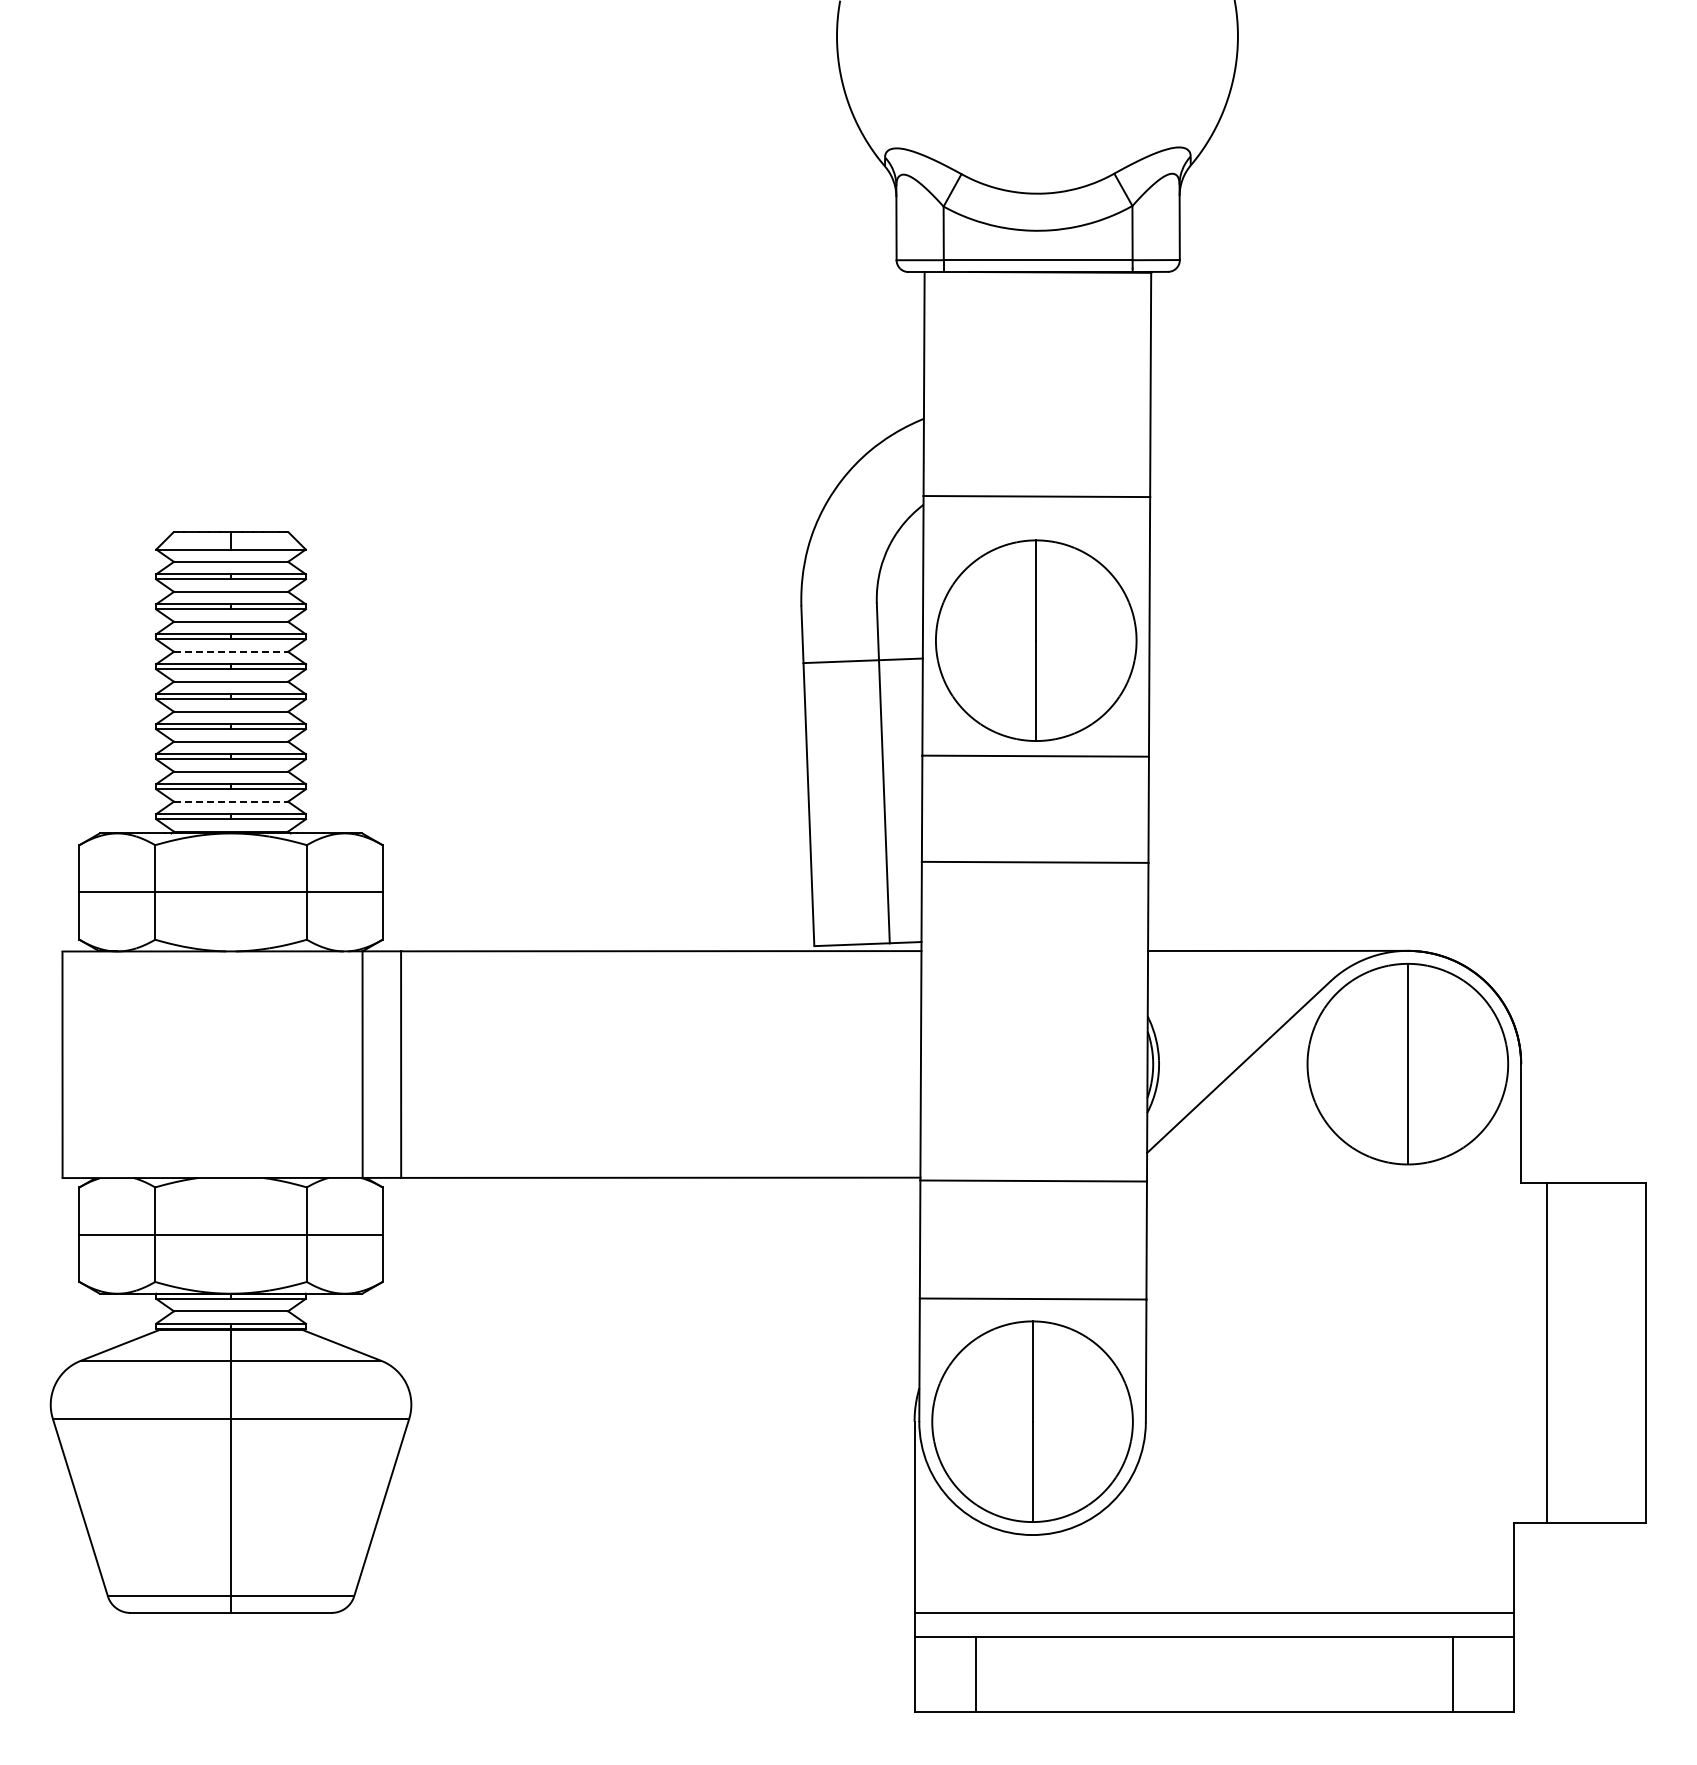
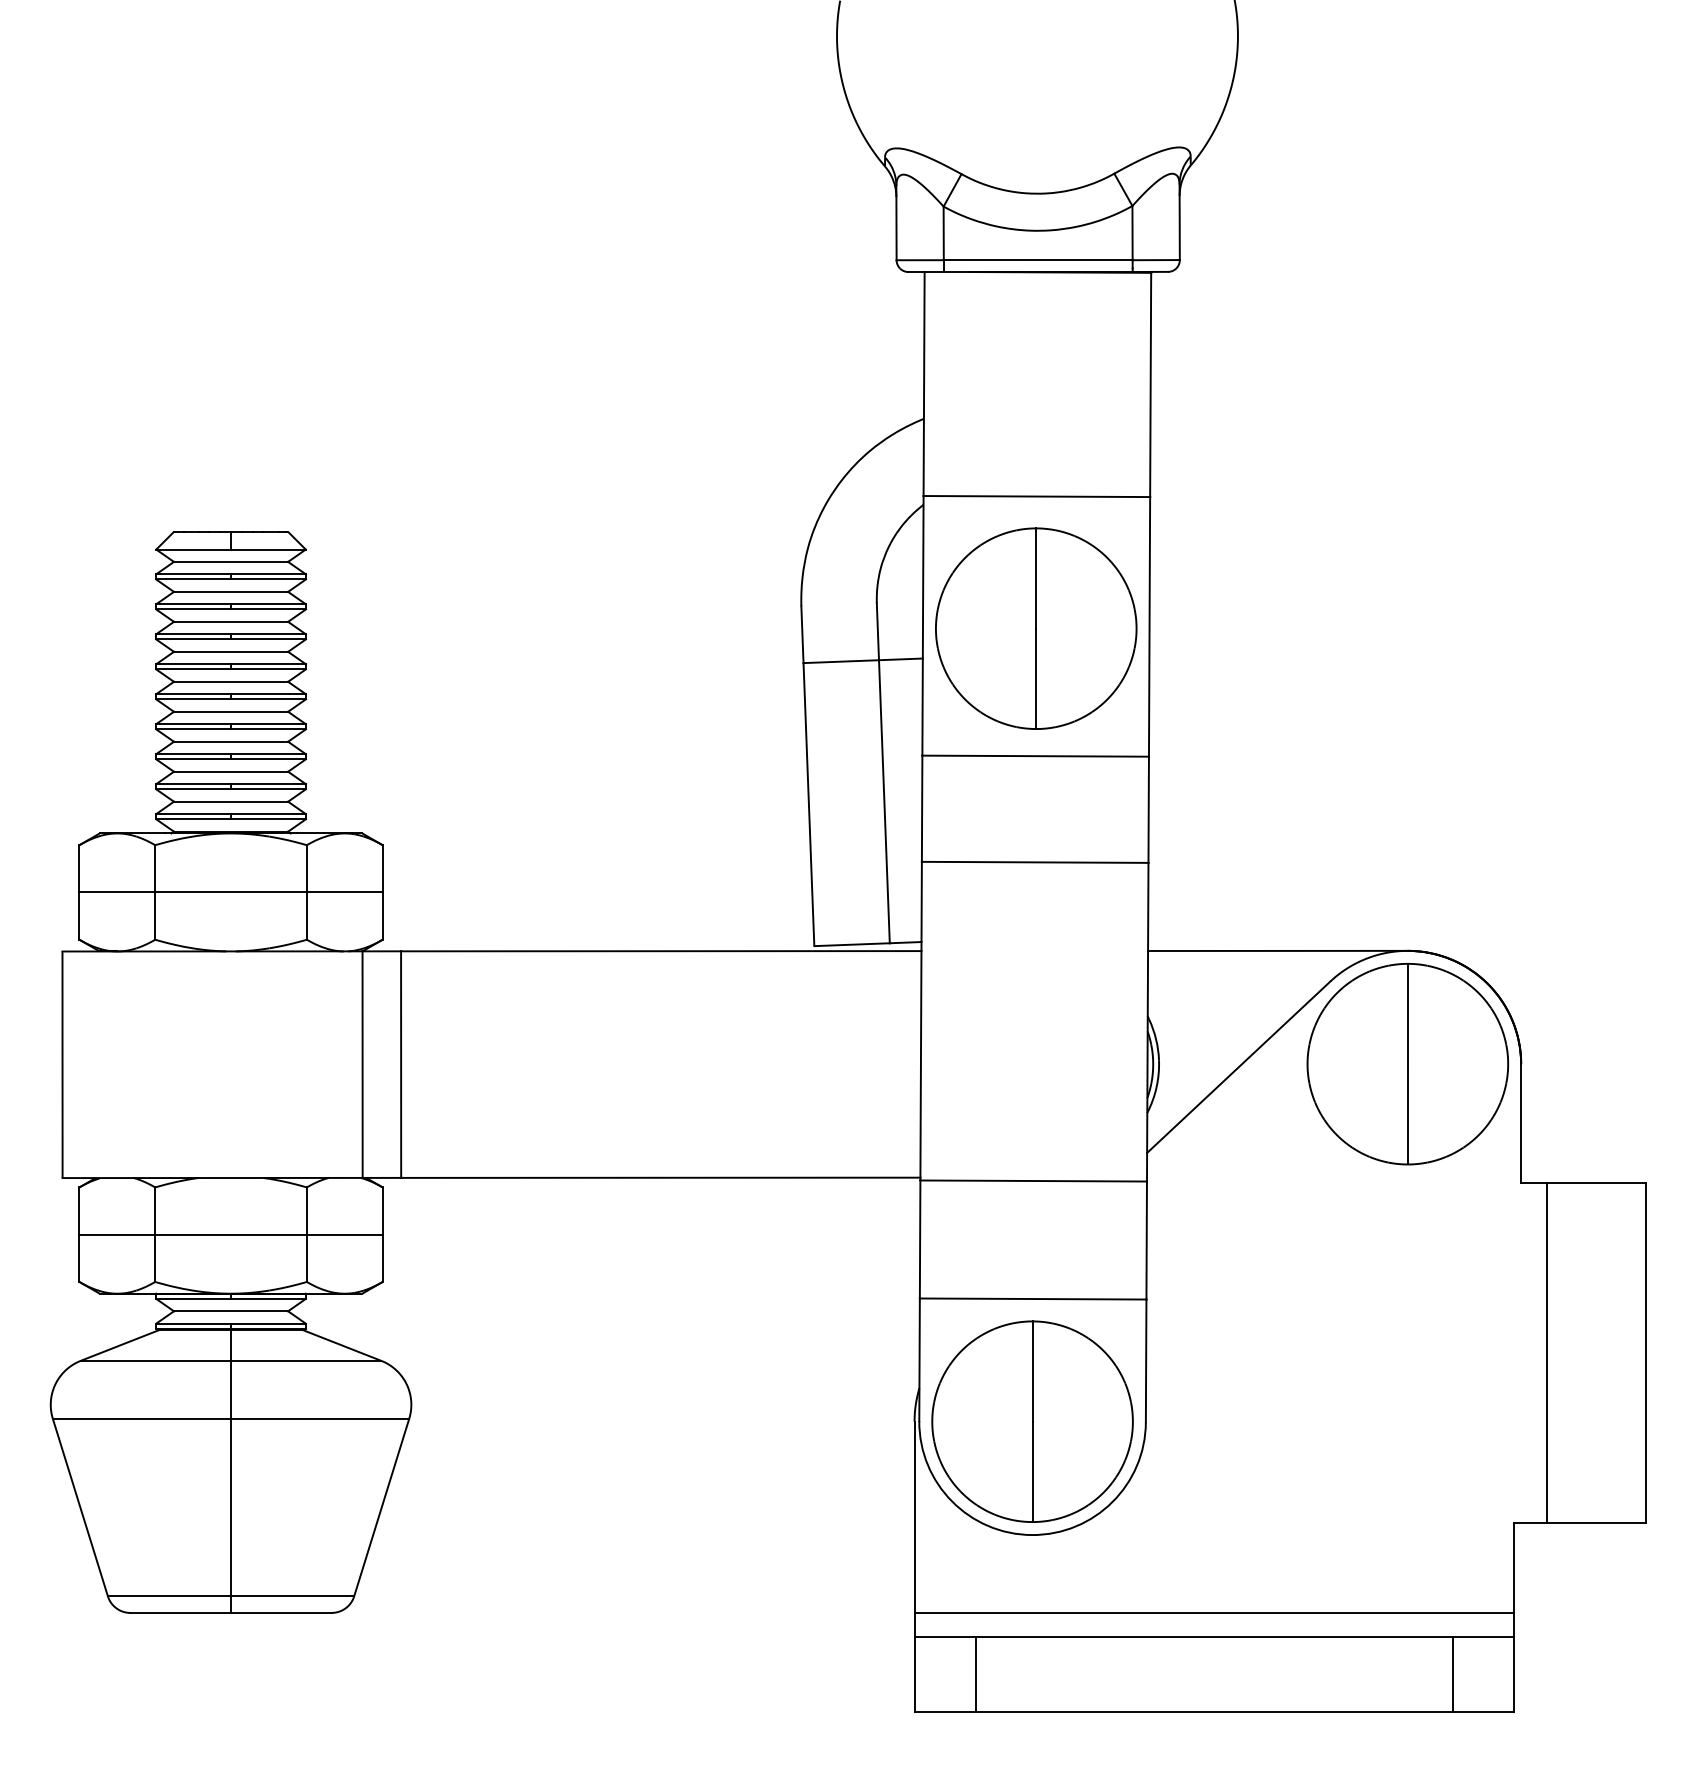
part position: (1036, 640) -> (1036, 628) (1036, 628)
line: dashed -> solid (231, 651)
line: dashed -> solid (231, 801)
